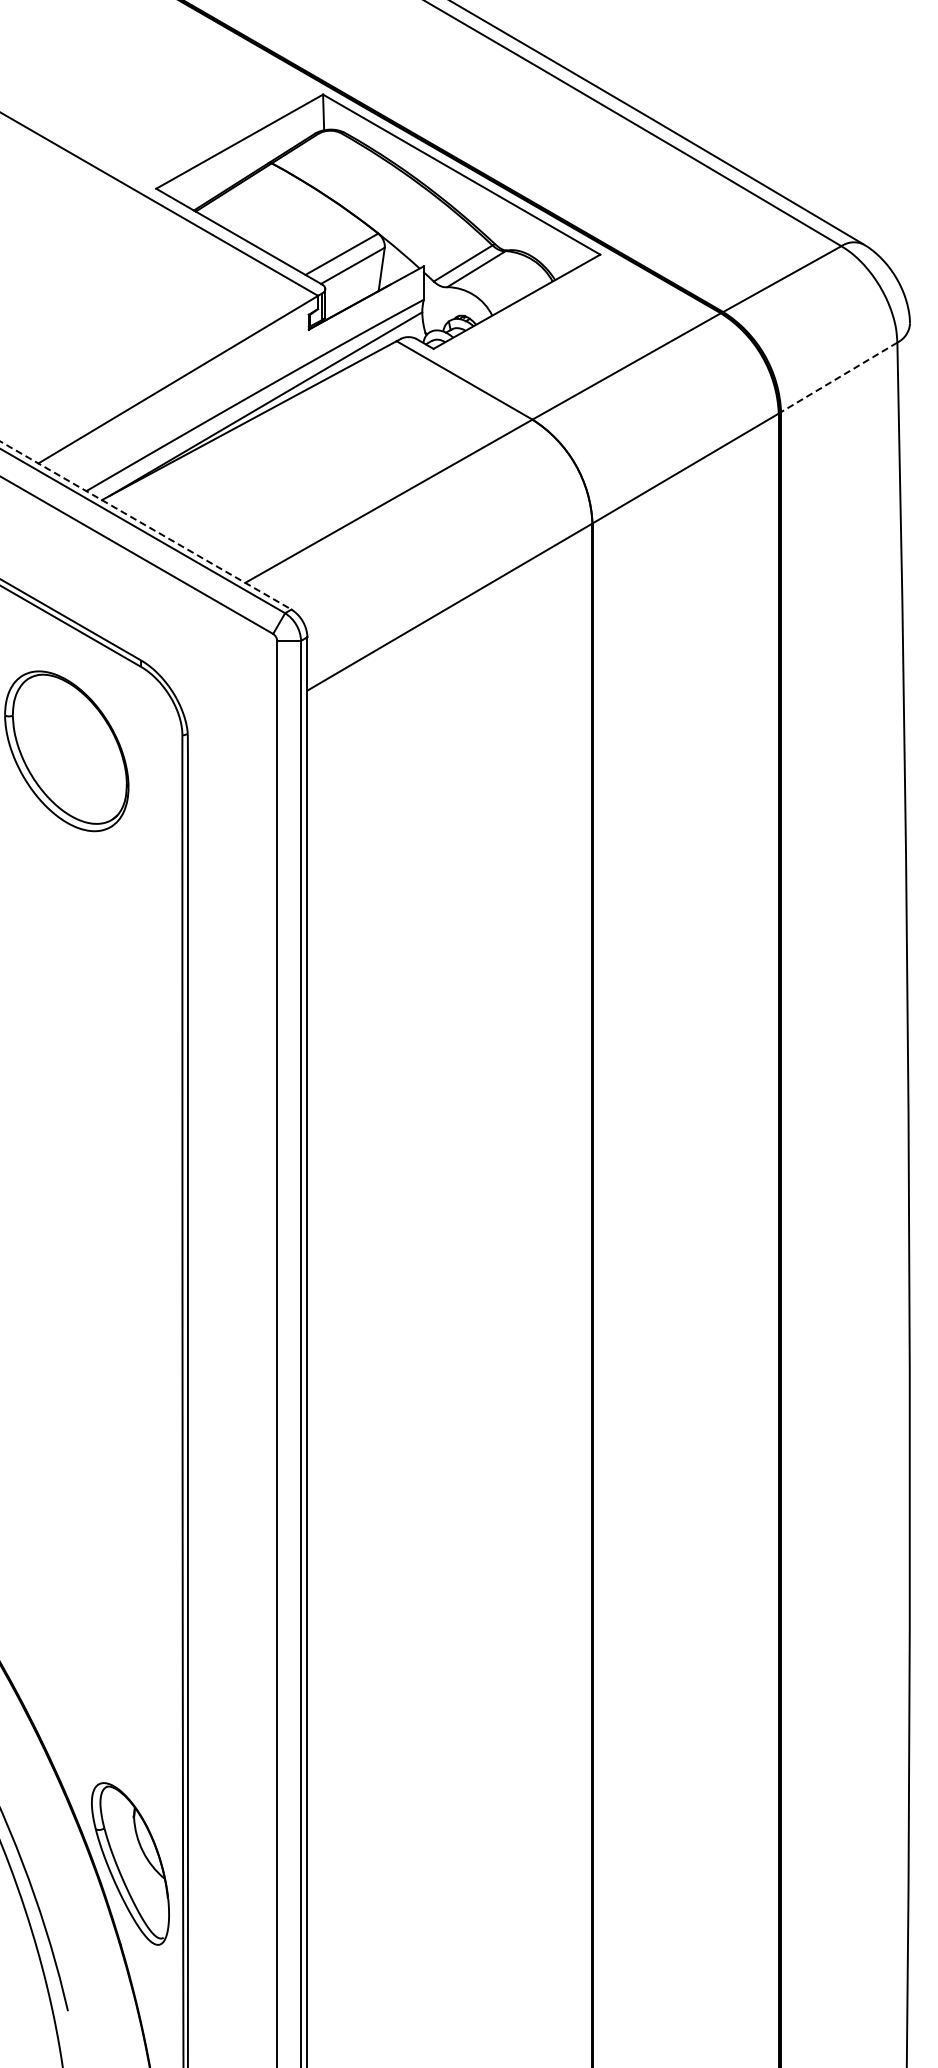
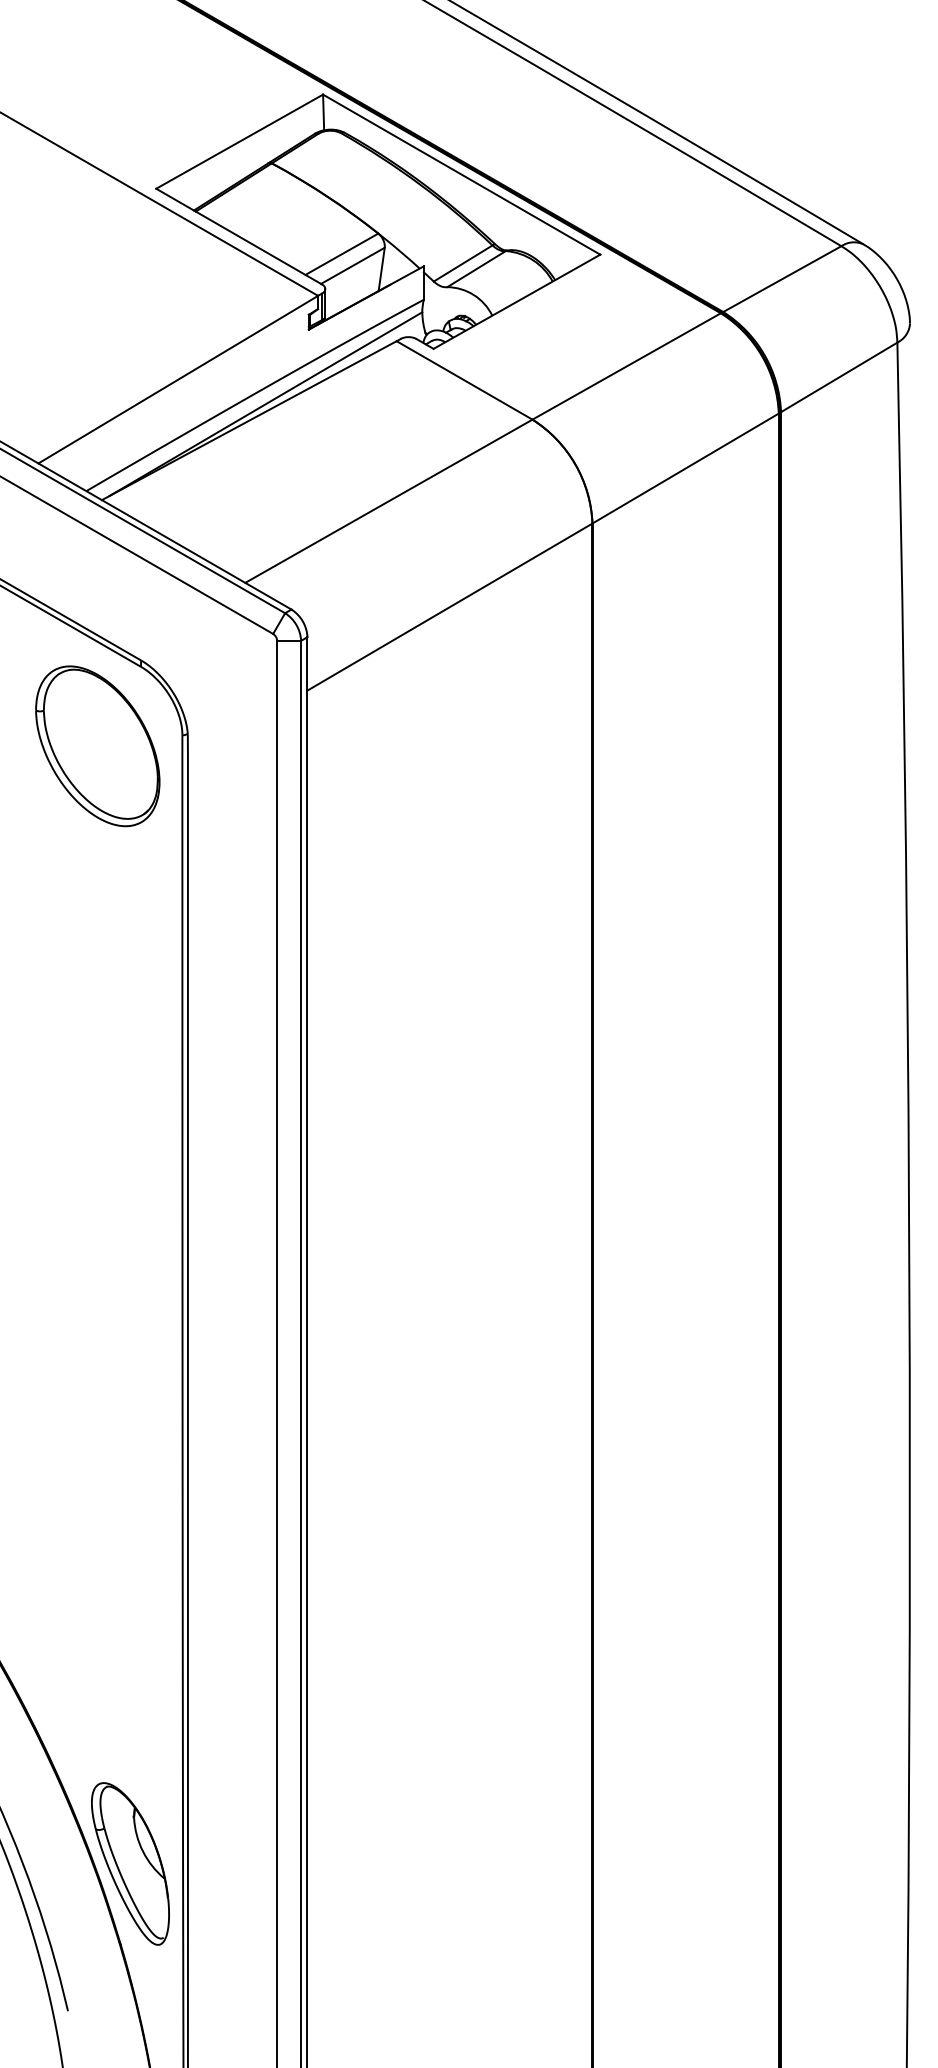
line: dashed -> solid (839, 377)
line: dashed -> solid (146, 525)
part position: (66, 751) -> (97, 746) (97, 746)
